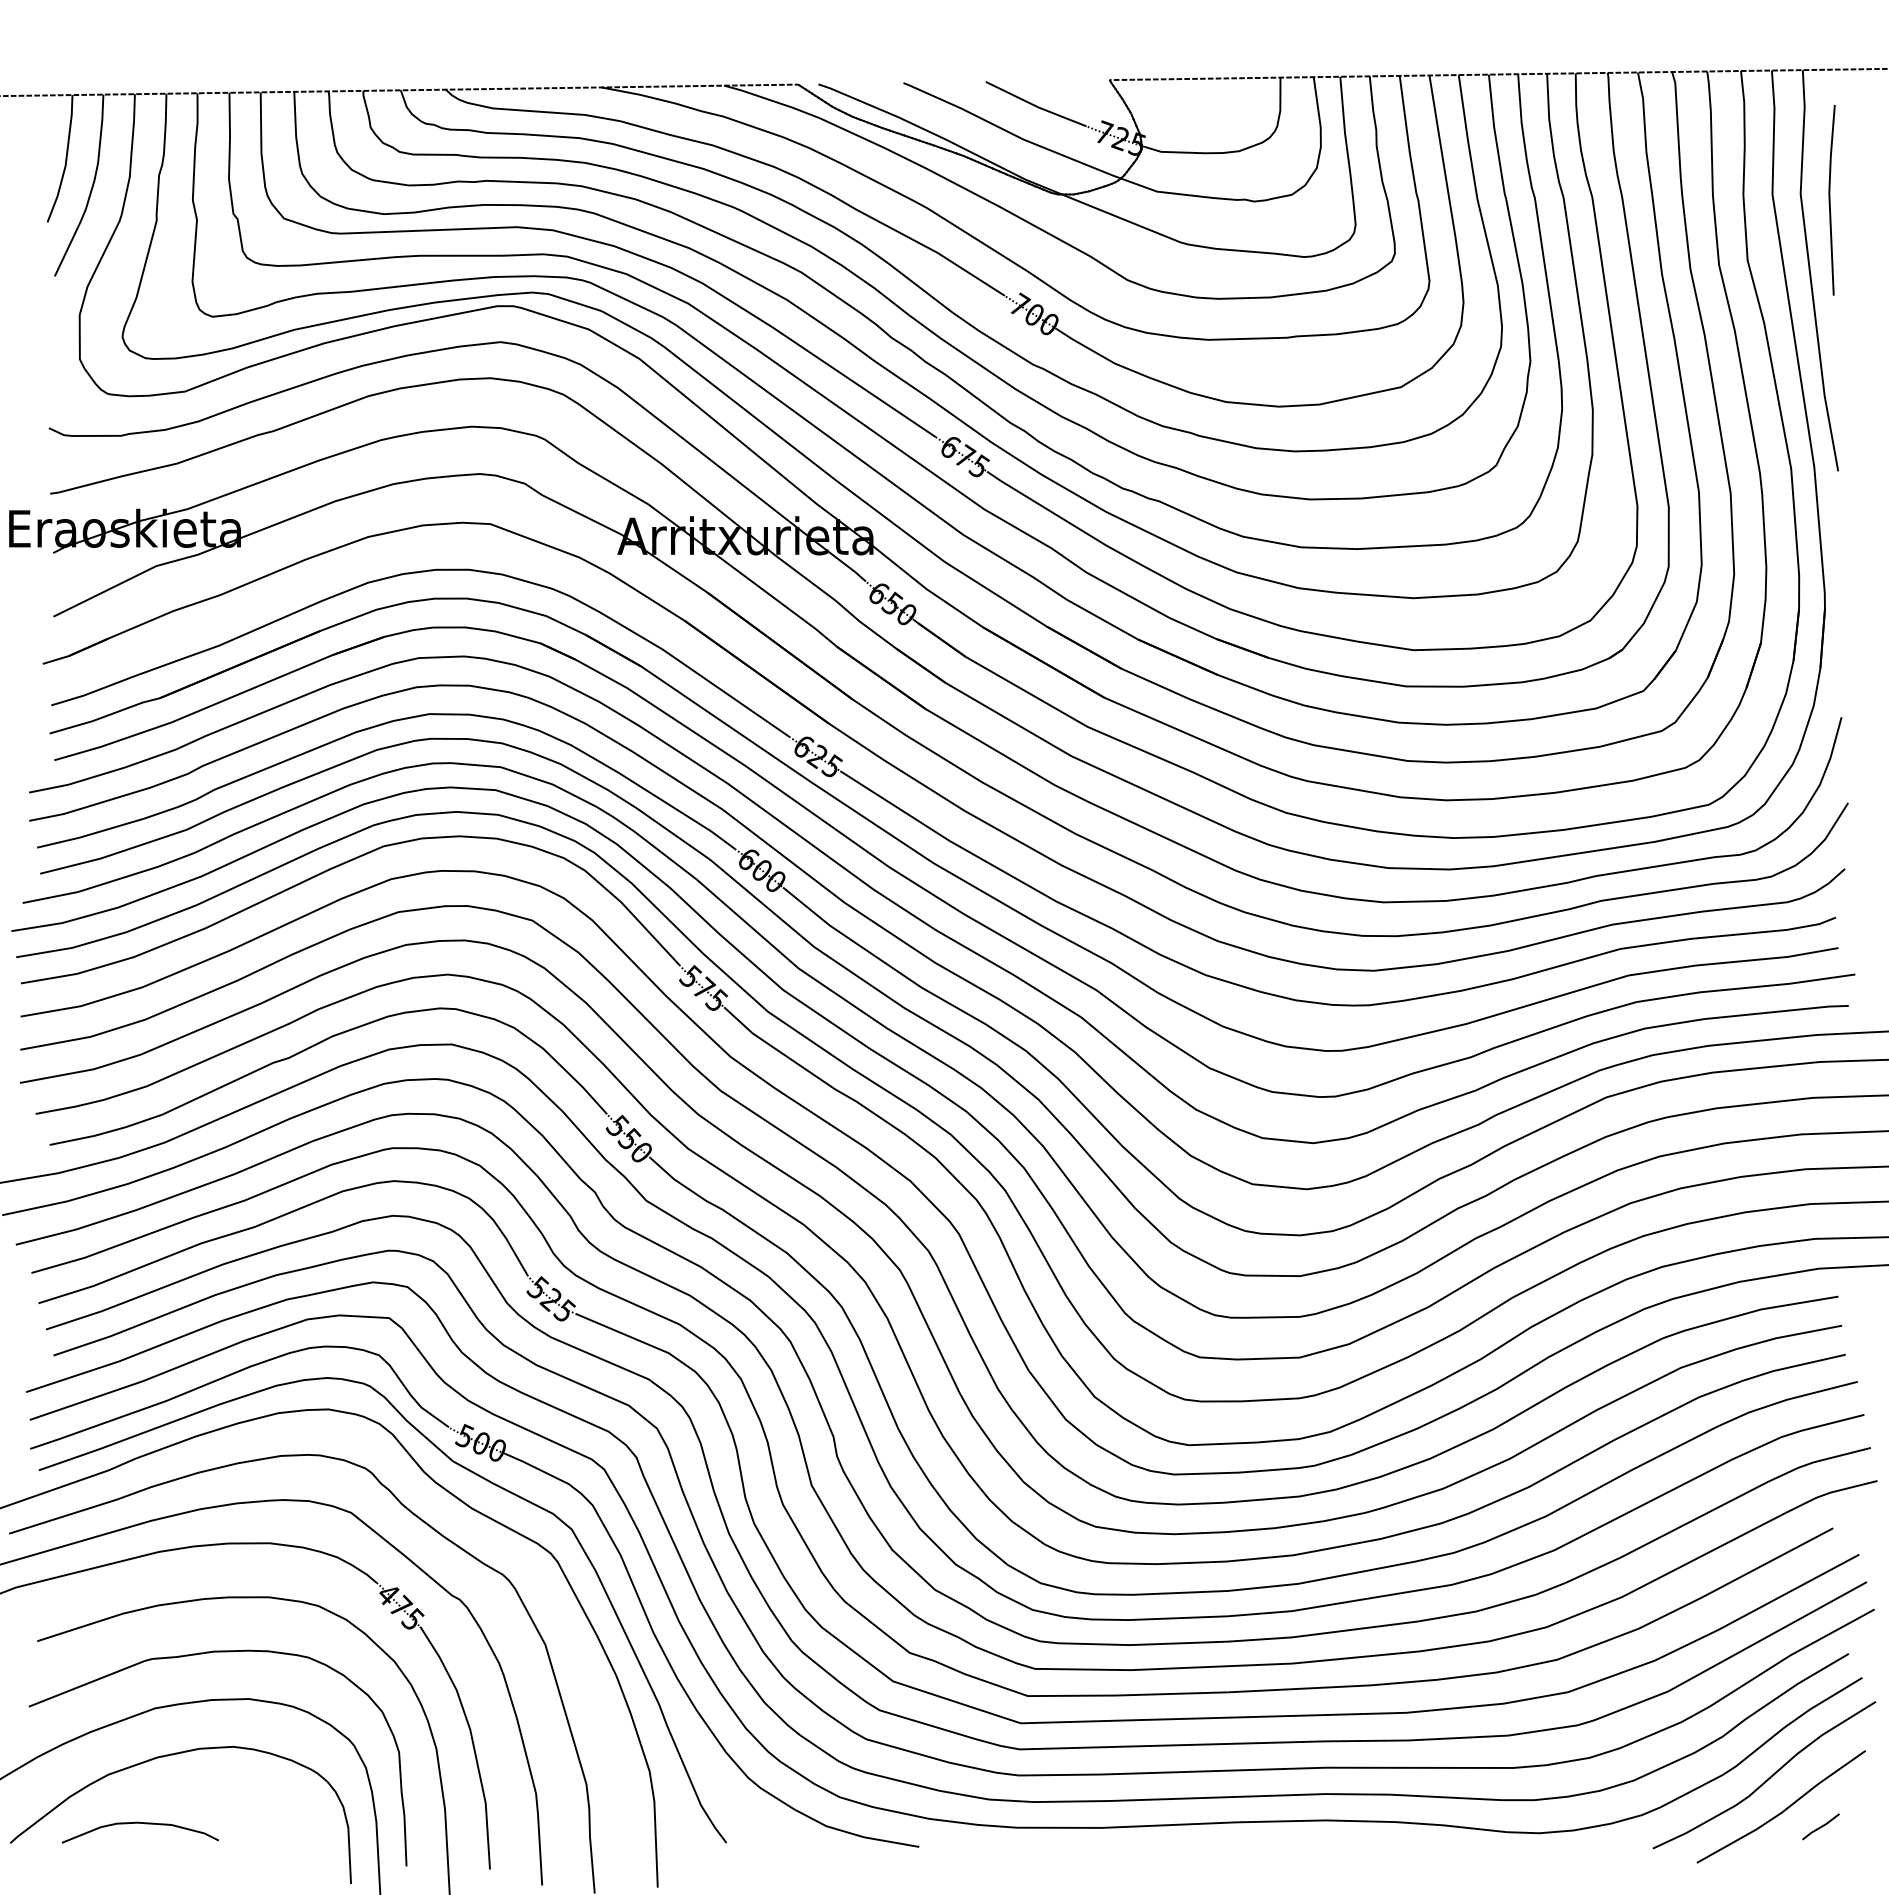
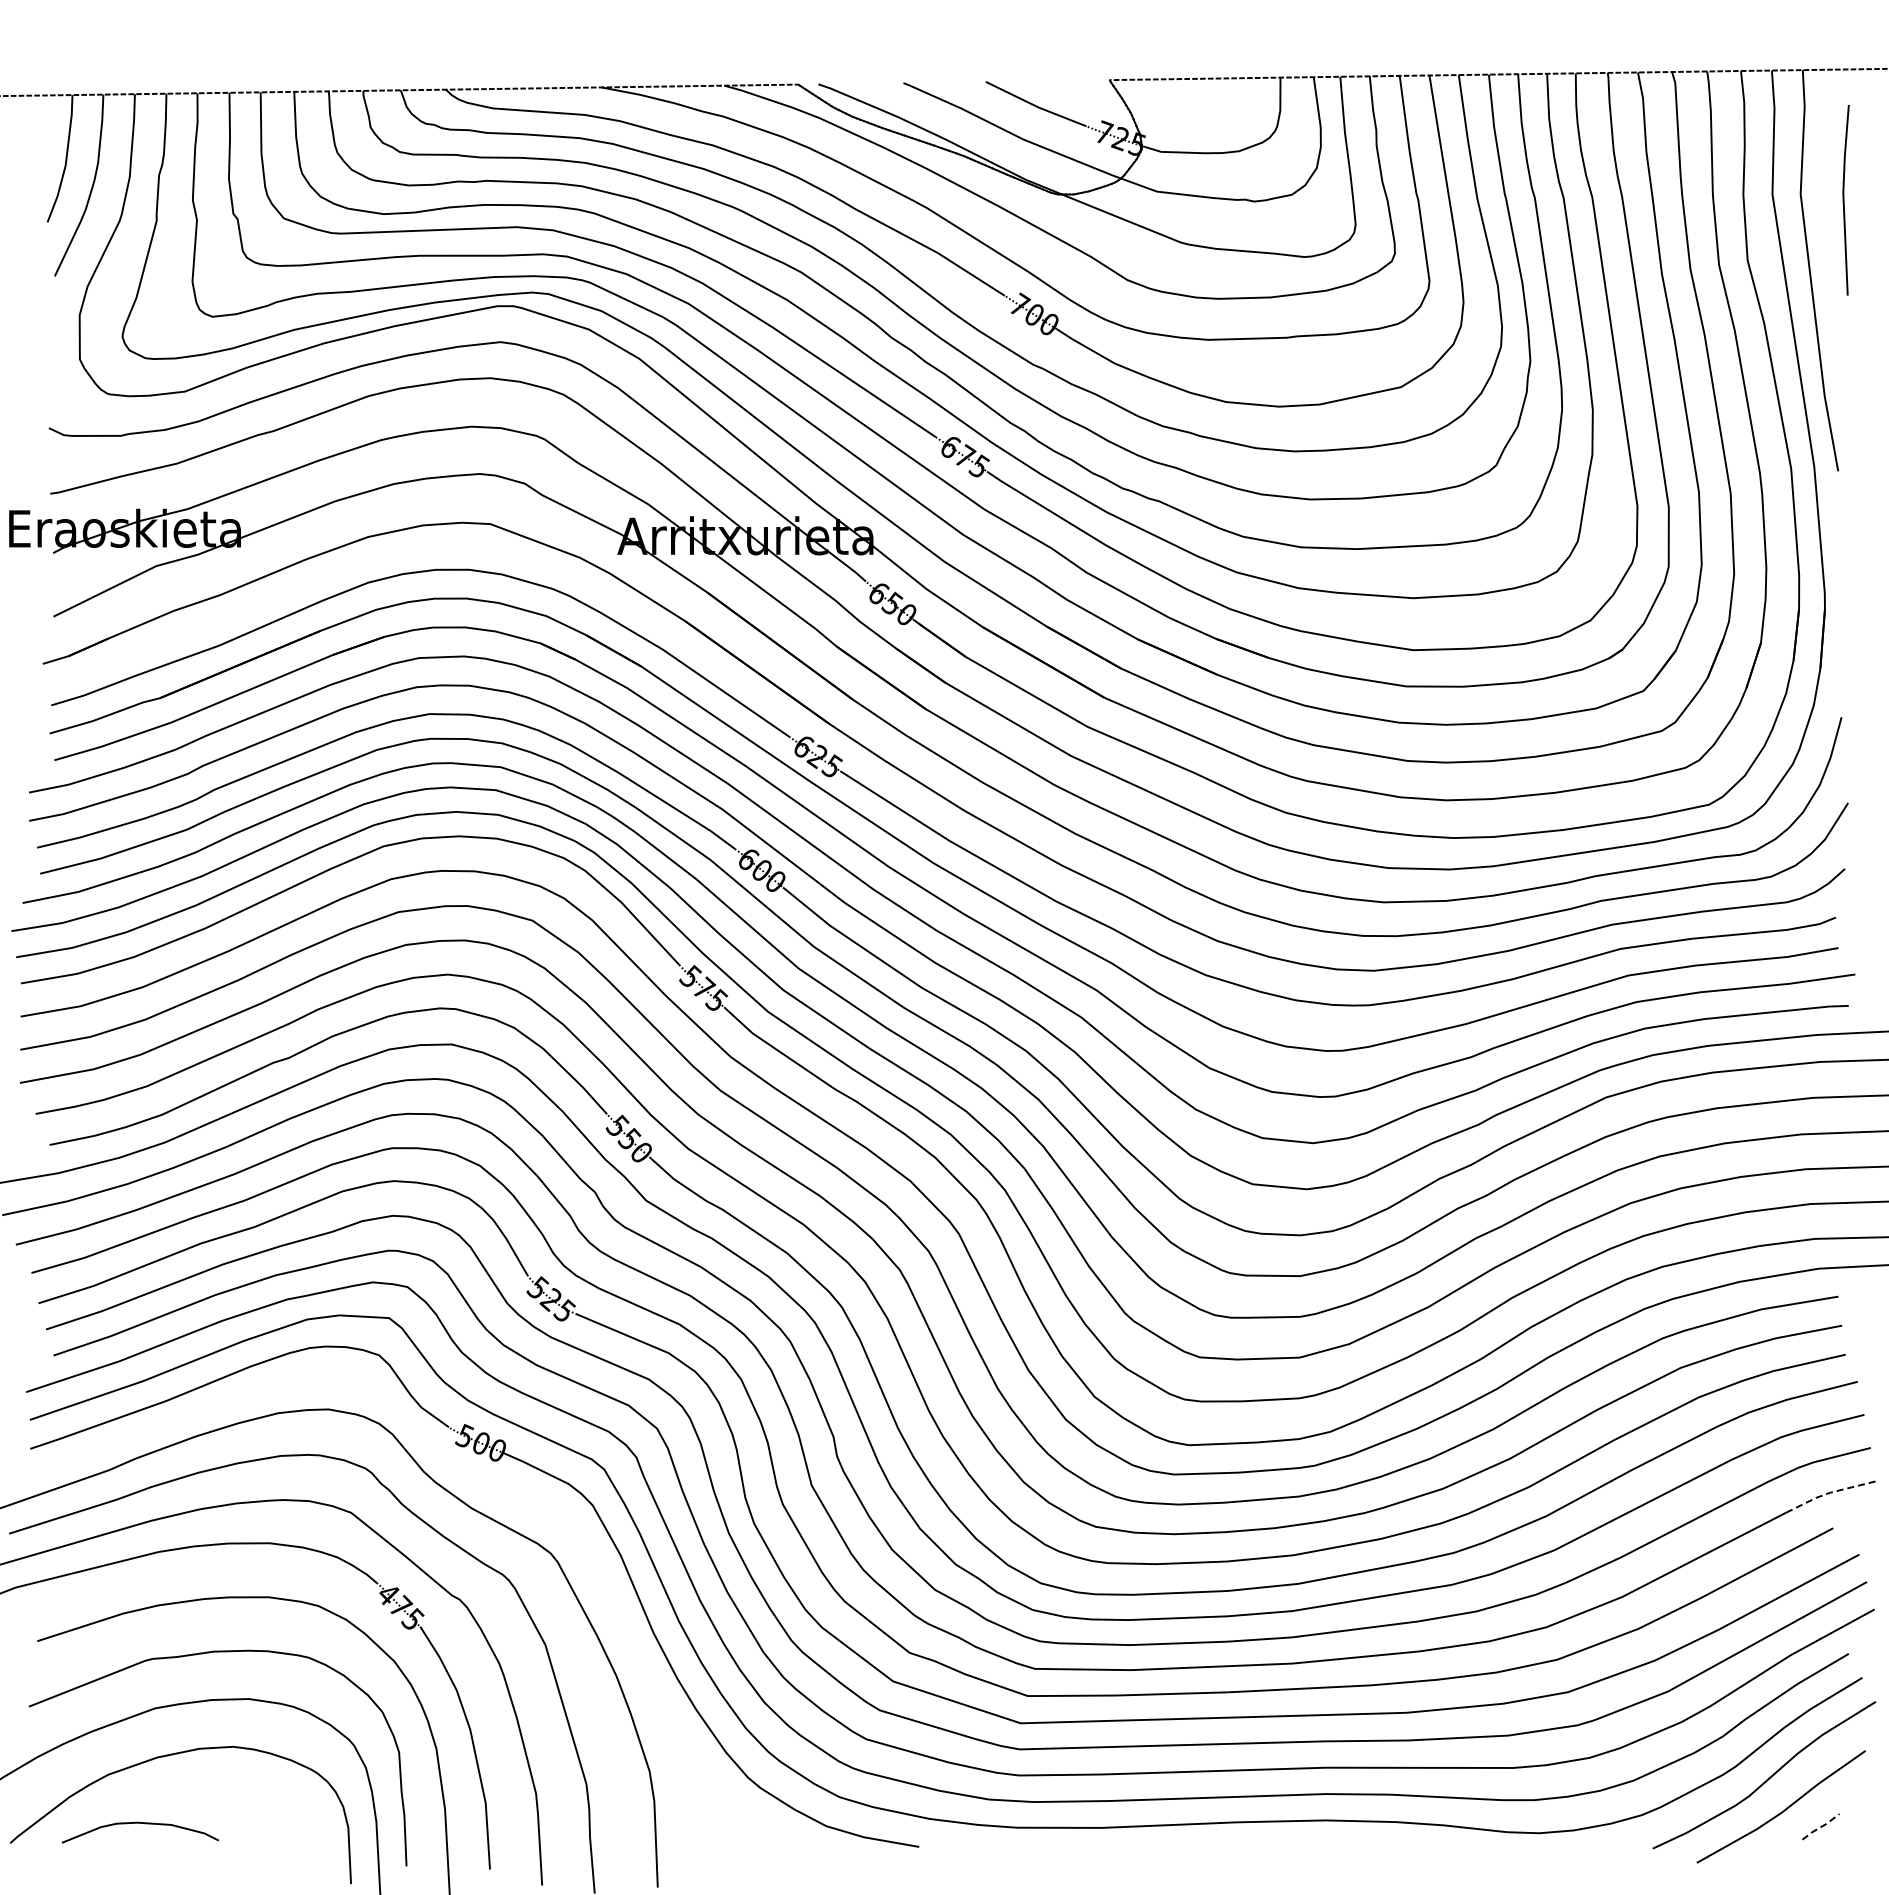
line position: (1830, 200) -> (1844, 200) (1844, 200)
part: present -> none (463, 1468)
line: solid -> dashed (1830, 1492)
line: solid -> dashed (1821, 1826)
